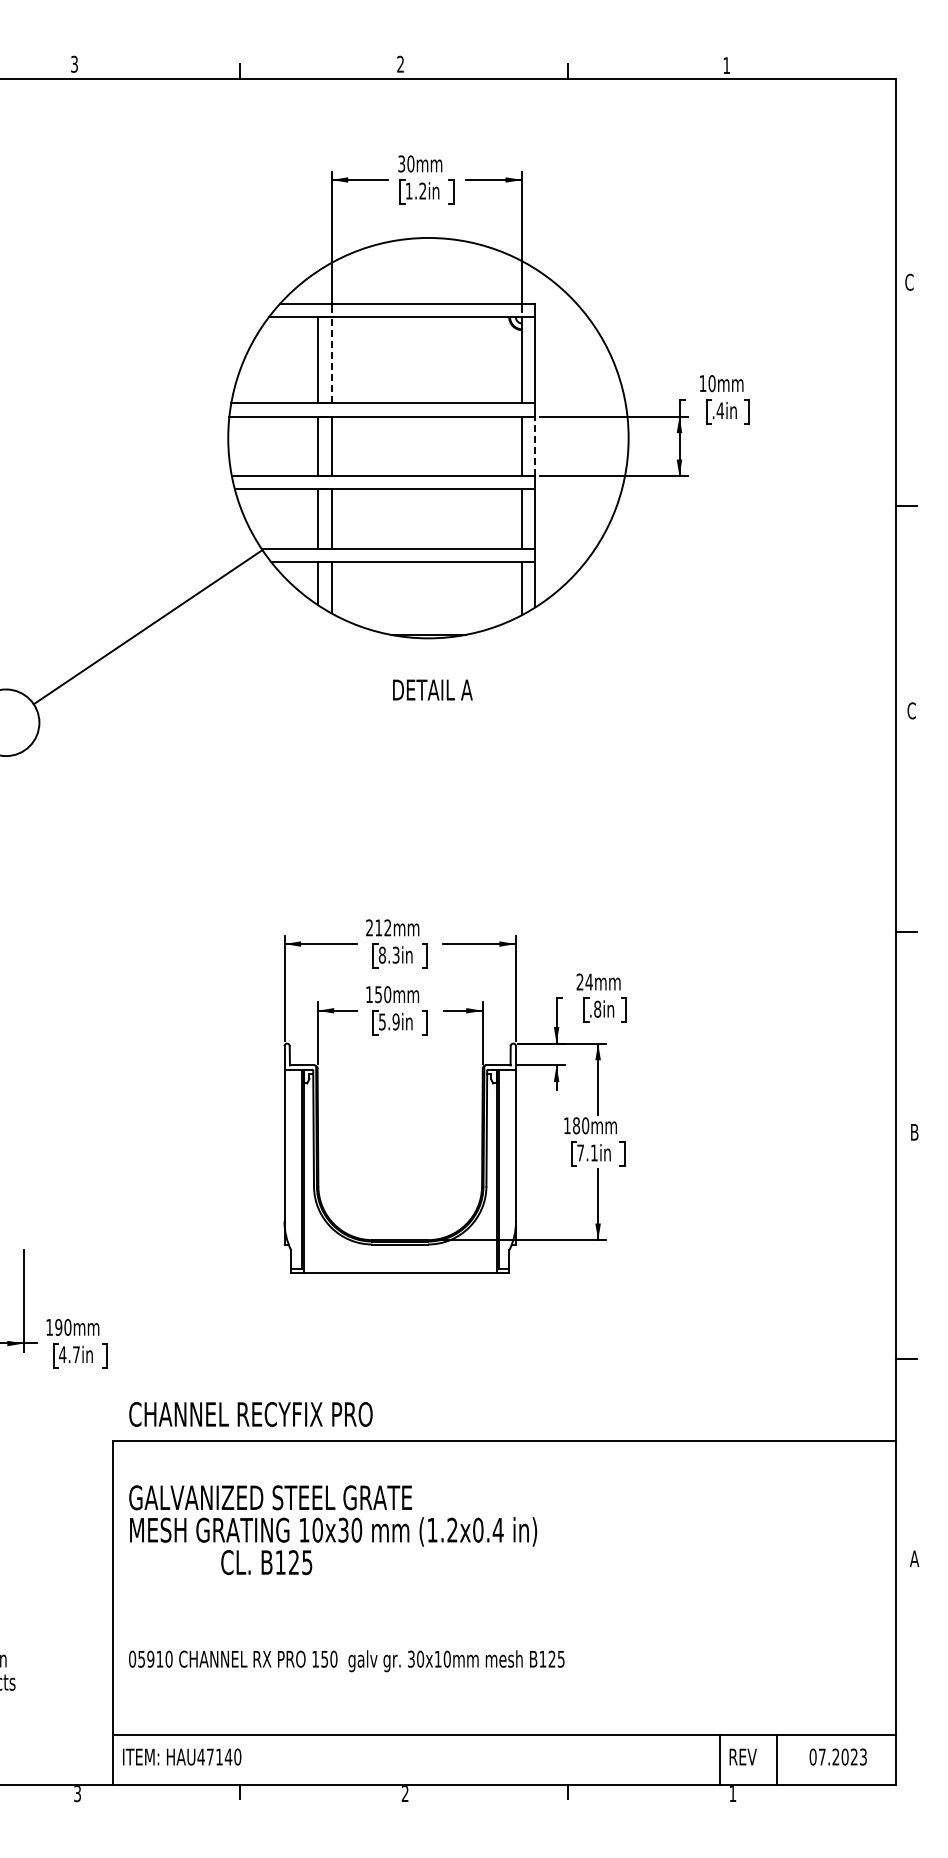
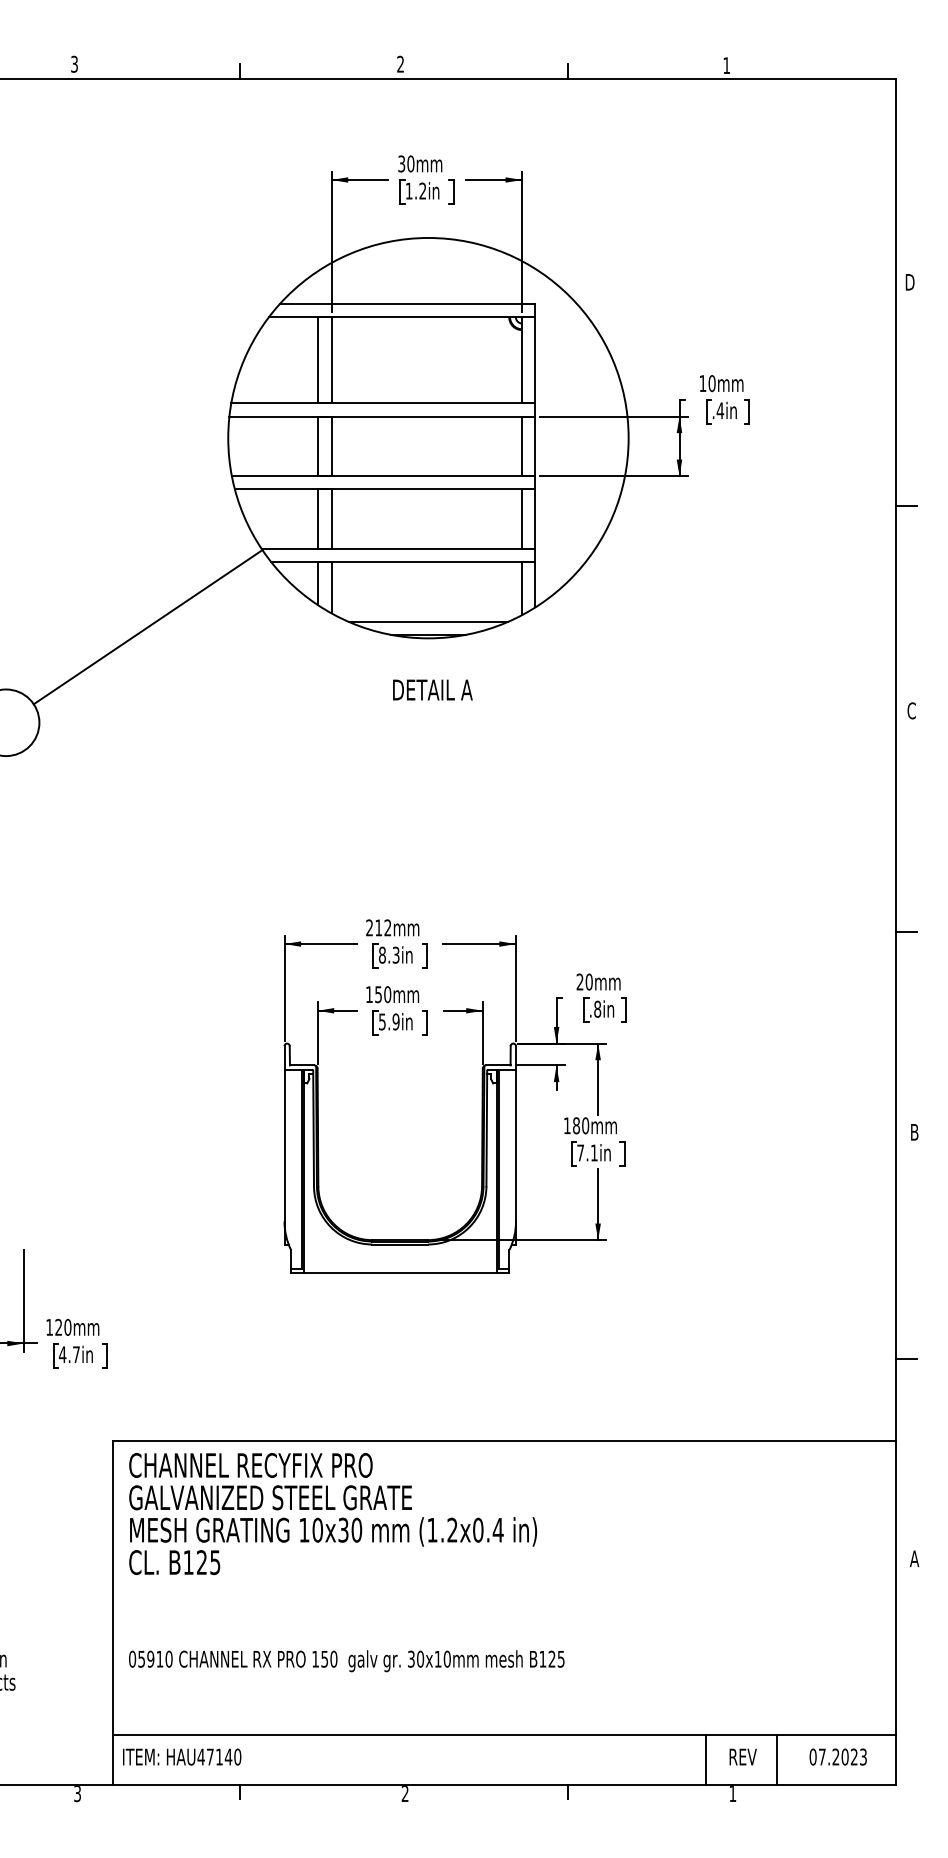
text: C -> D (909, 281)
line: dashed -> solid (331, 359)
line: dashed -> solid (535, 446)
line: none -> present (428, 621)
text: 24mm -> 20mm (588, 981)
text: 190mm -> 120mm (58, 1327)
text position: (250, 1414) -> (250, 1465) (250, 1465)
text position: (266, 1562) -> (174, 1562) (174, 1562)
line position: (720, 1759) -> (706, 1759) (706, 1759)
